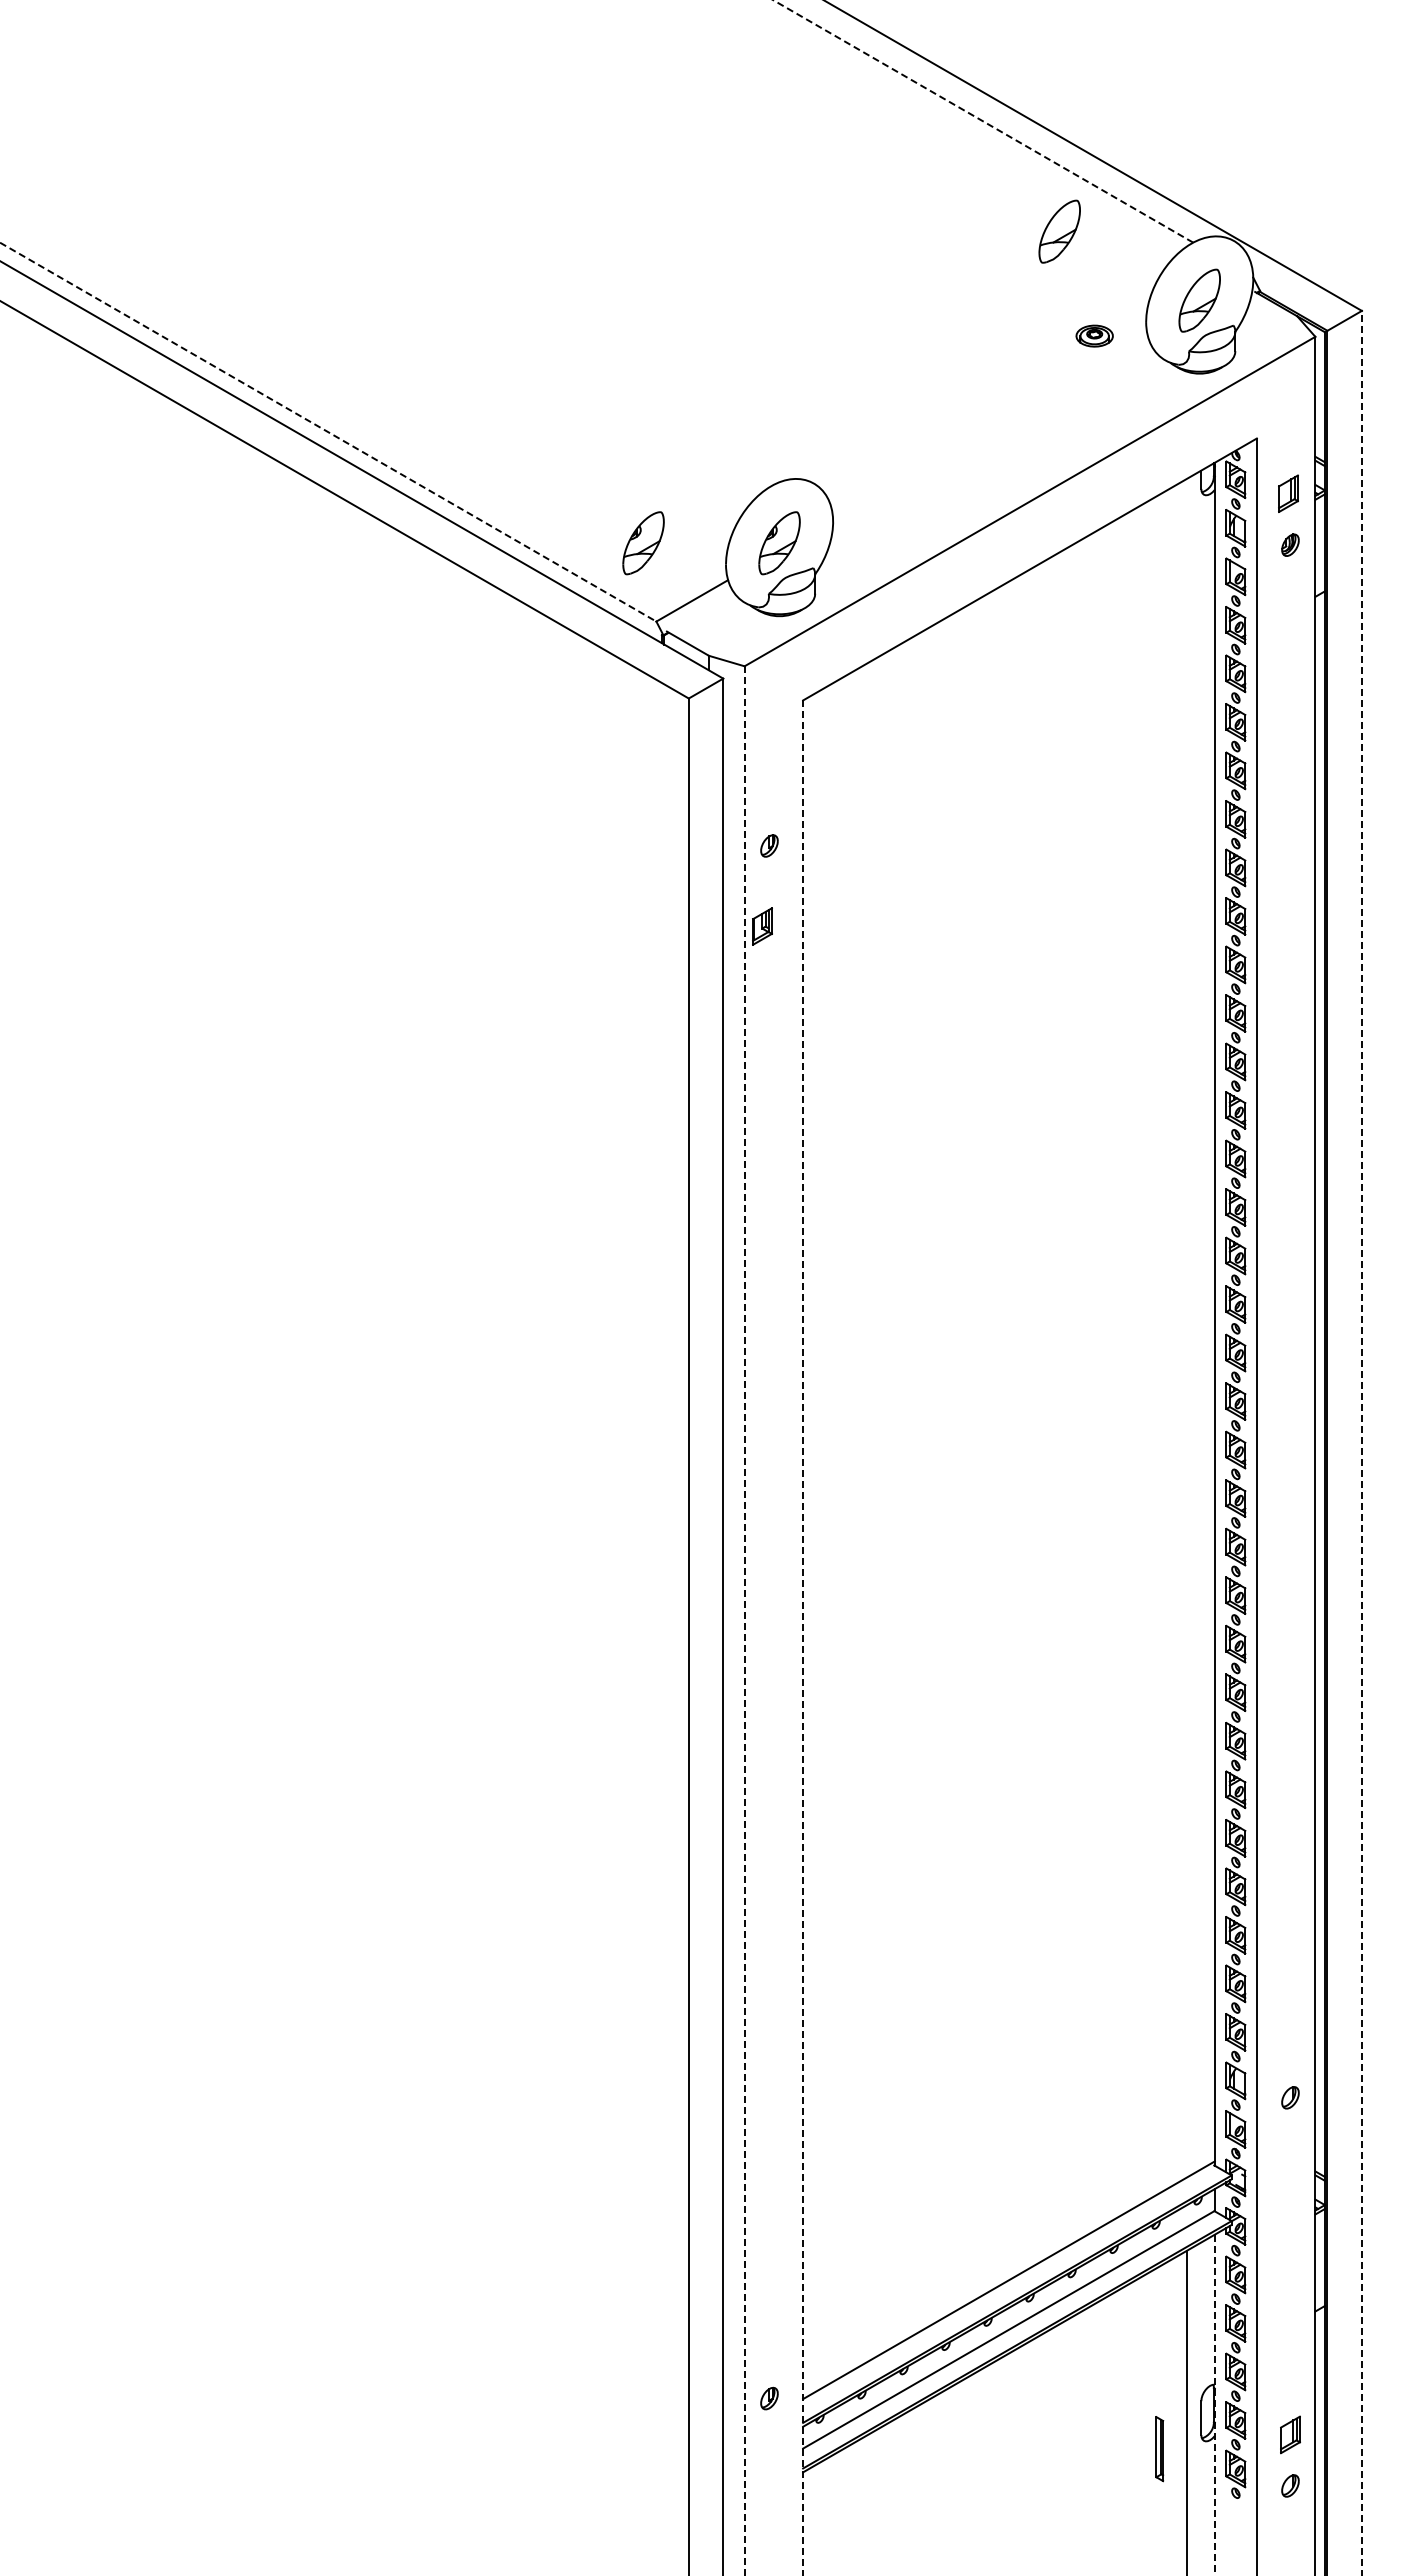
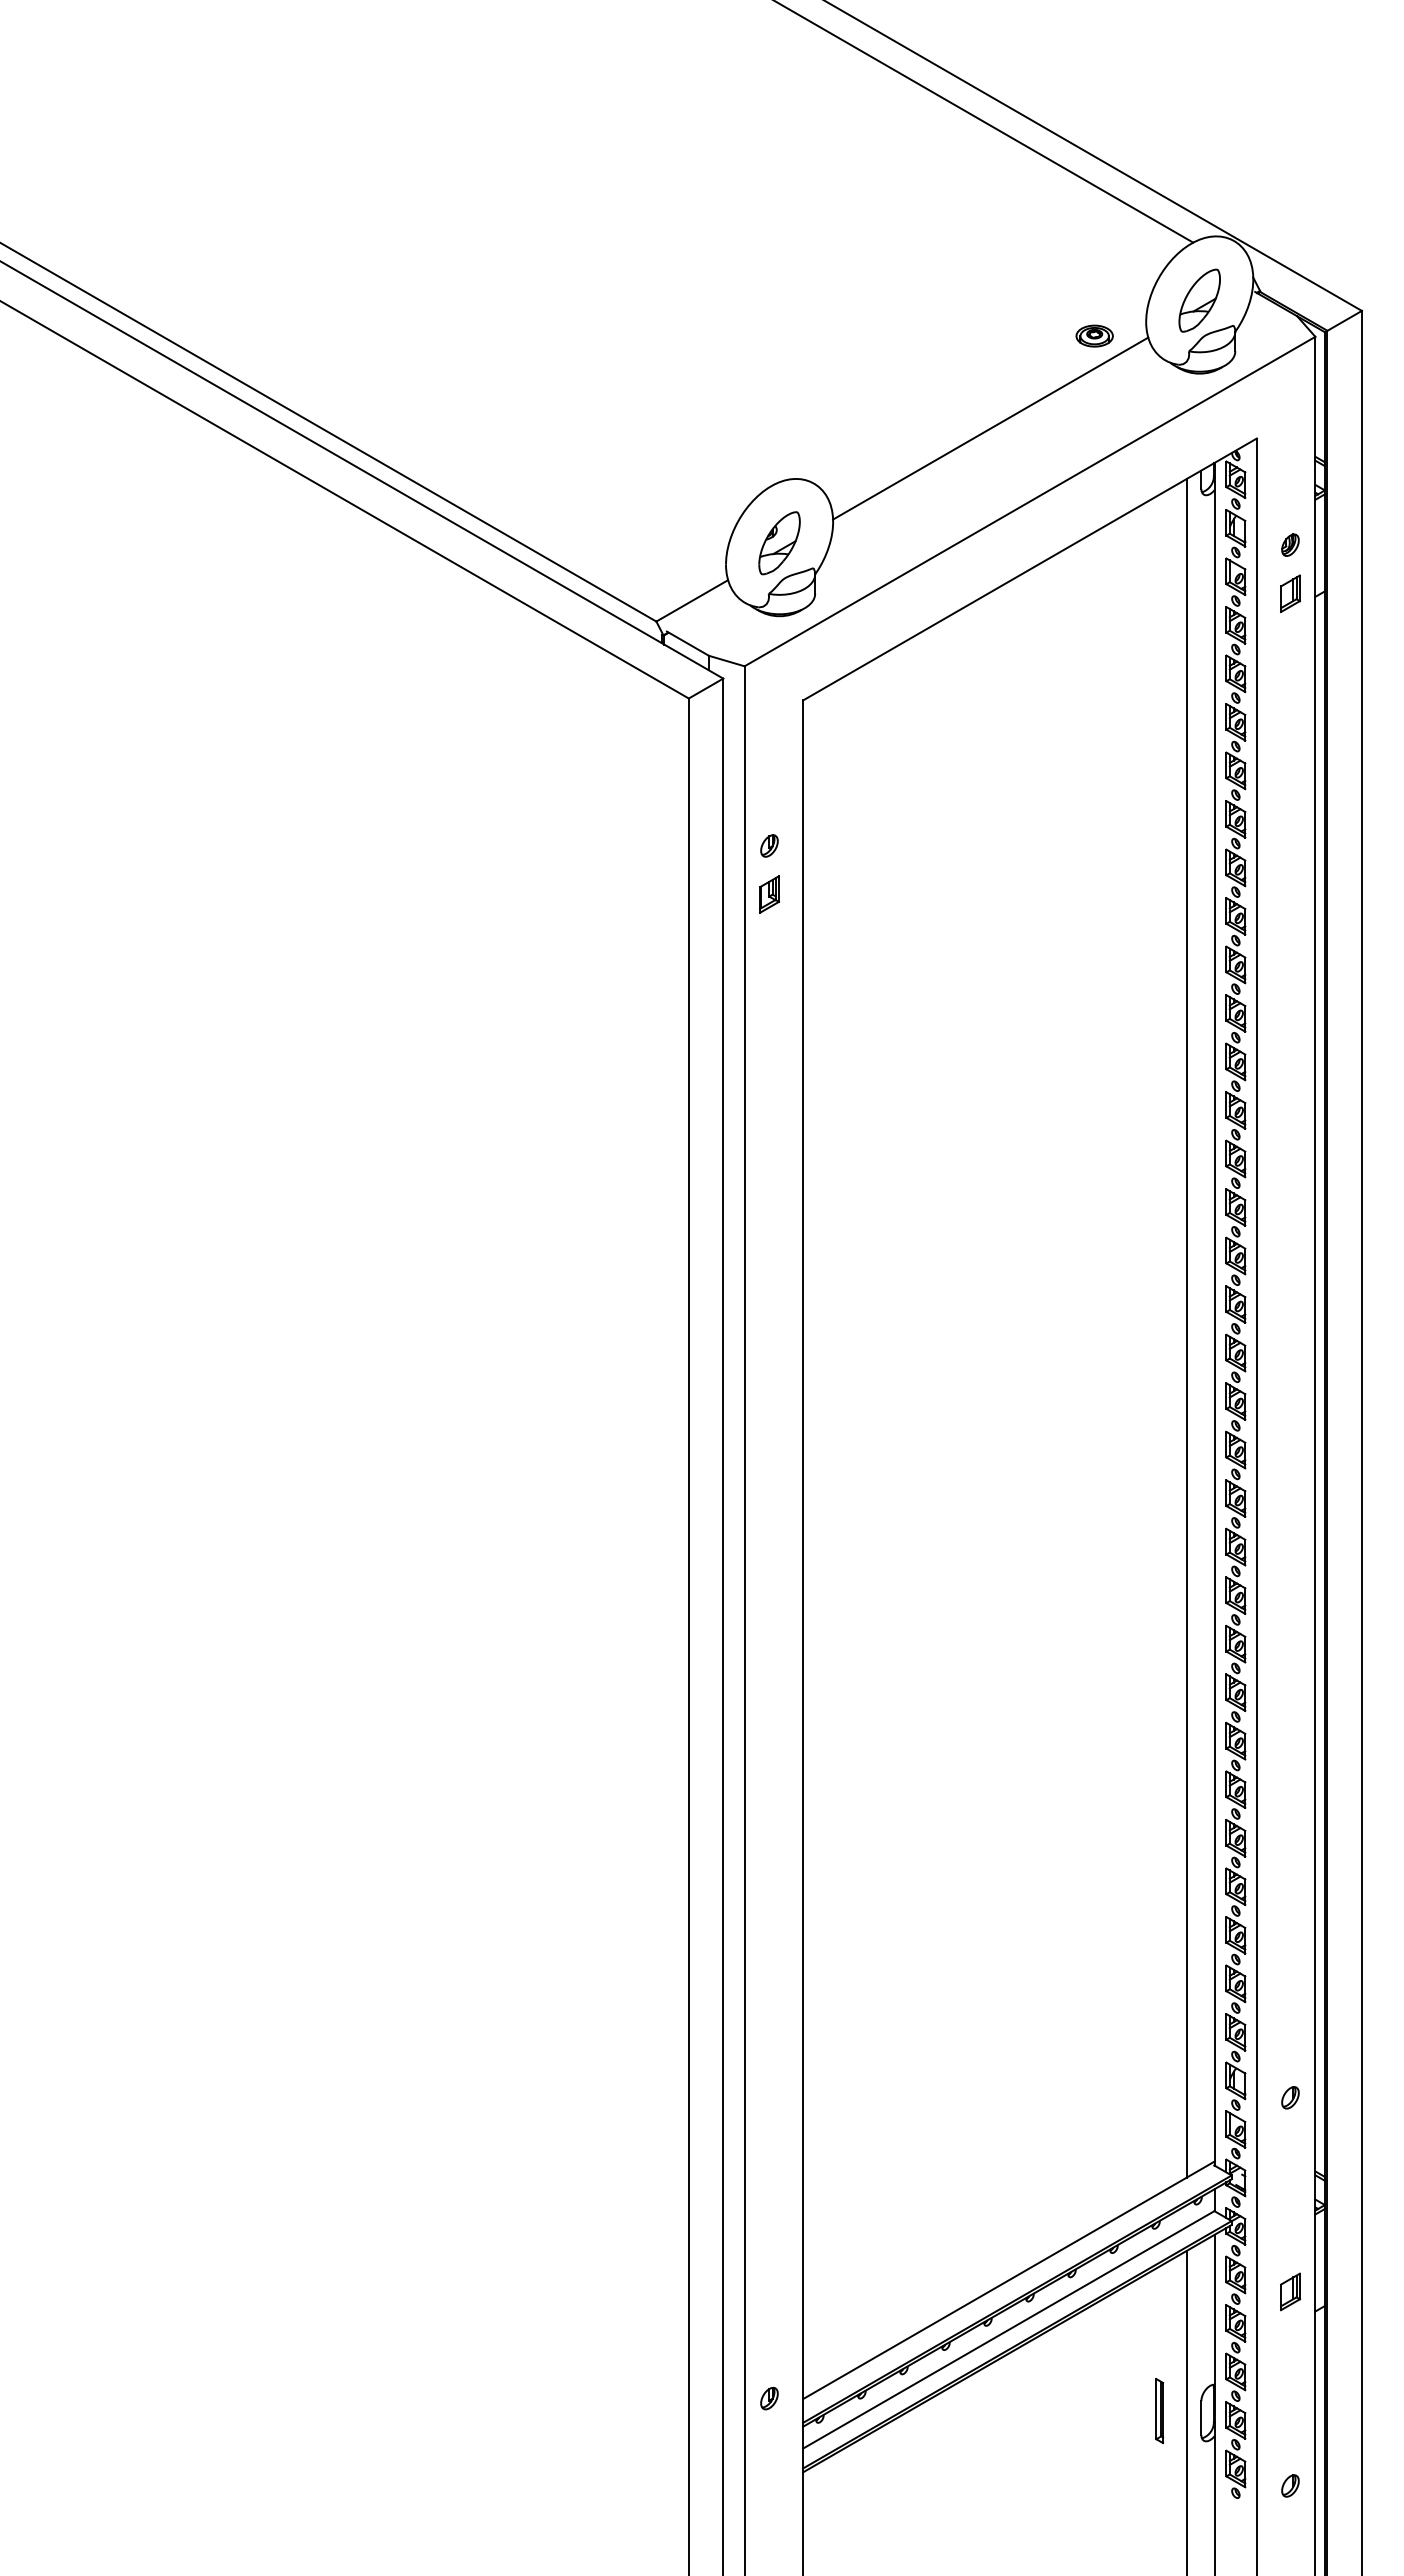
line: dashed -> solid (982, 121)
part: present -> none (1059, 231)
line: none -> present (990, 428)
line: dashed -> solid (329, 432)
part position: (1288, 493) -> (1290, 593) (1290, 593)
part: present -> none (643, 543)
part position: (762, 926) -> (769, 894) (769, 894)
line: none -> present (1186, 1328)
line: dashed -> solid (1361, 1442)
line: dashed -> solid (744, 1621)
line: dashed -> solid (803, 1638)
line: dashed -> solid (1214, 2405)
part position: (1290, 2434) -> (1290, 2291) (1290, 2291)
part position: (1159, 2449) -> (1159, 2411) (1159, 2411)
